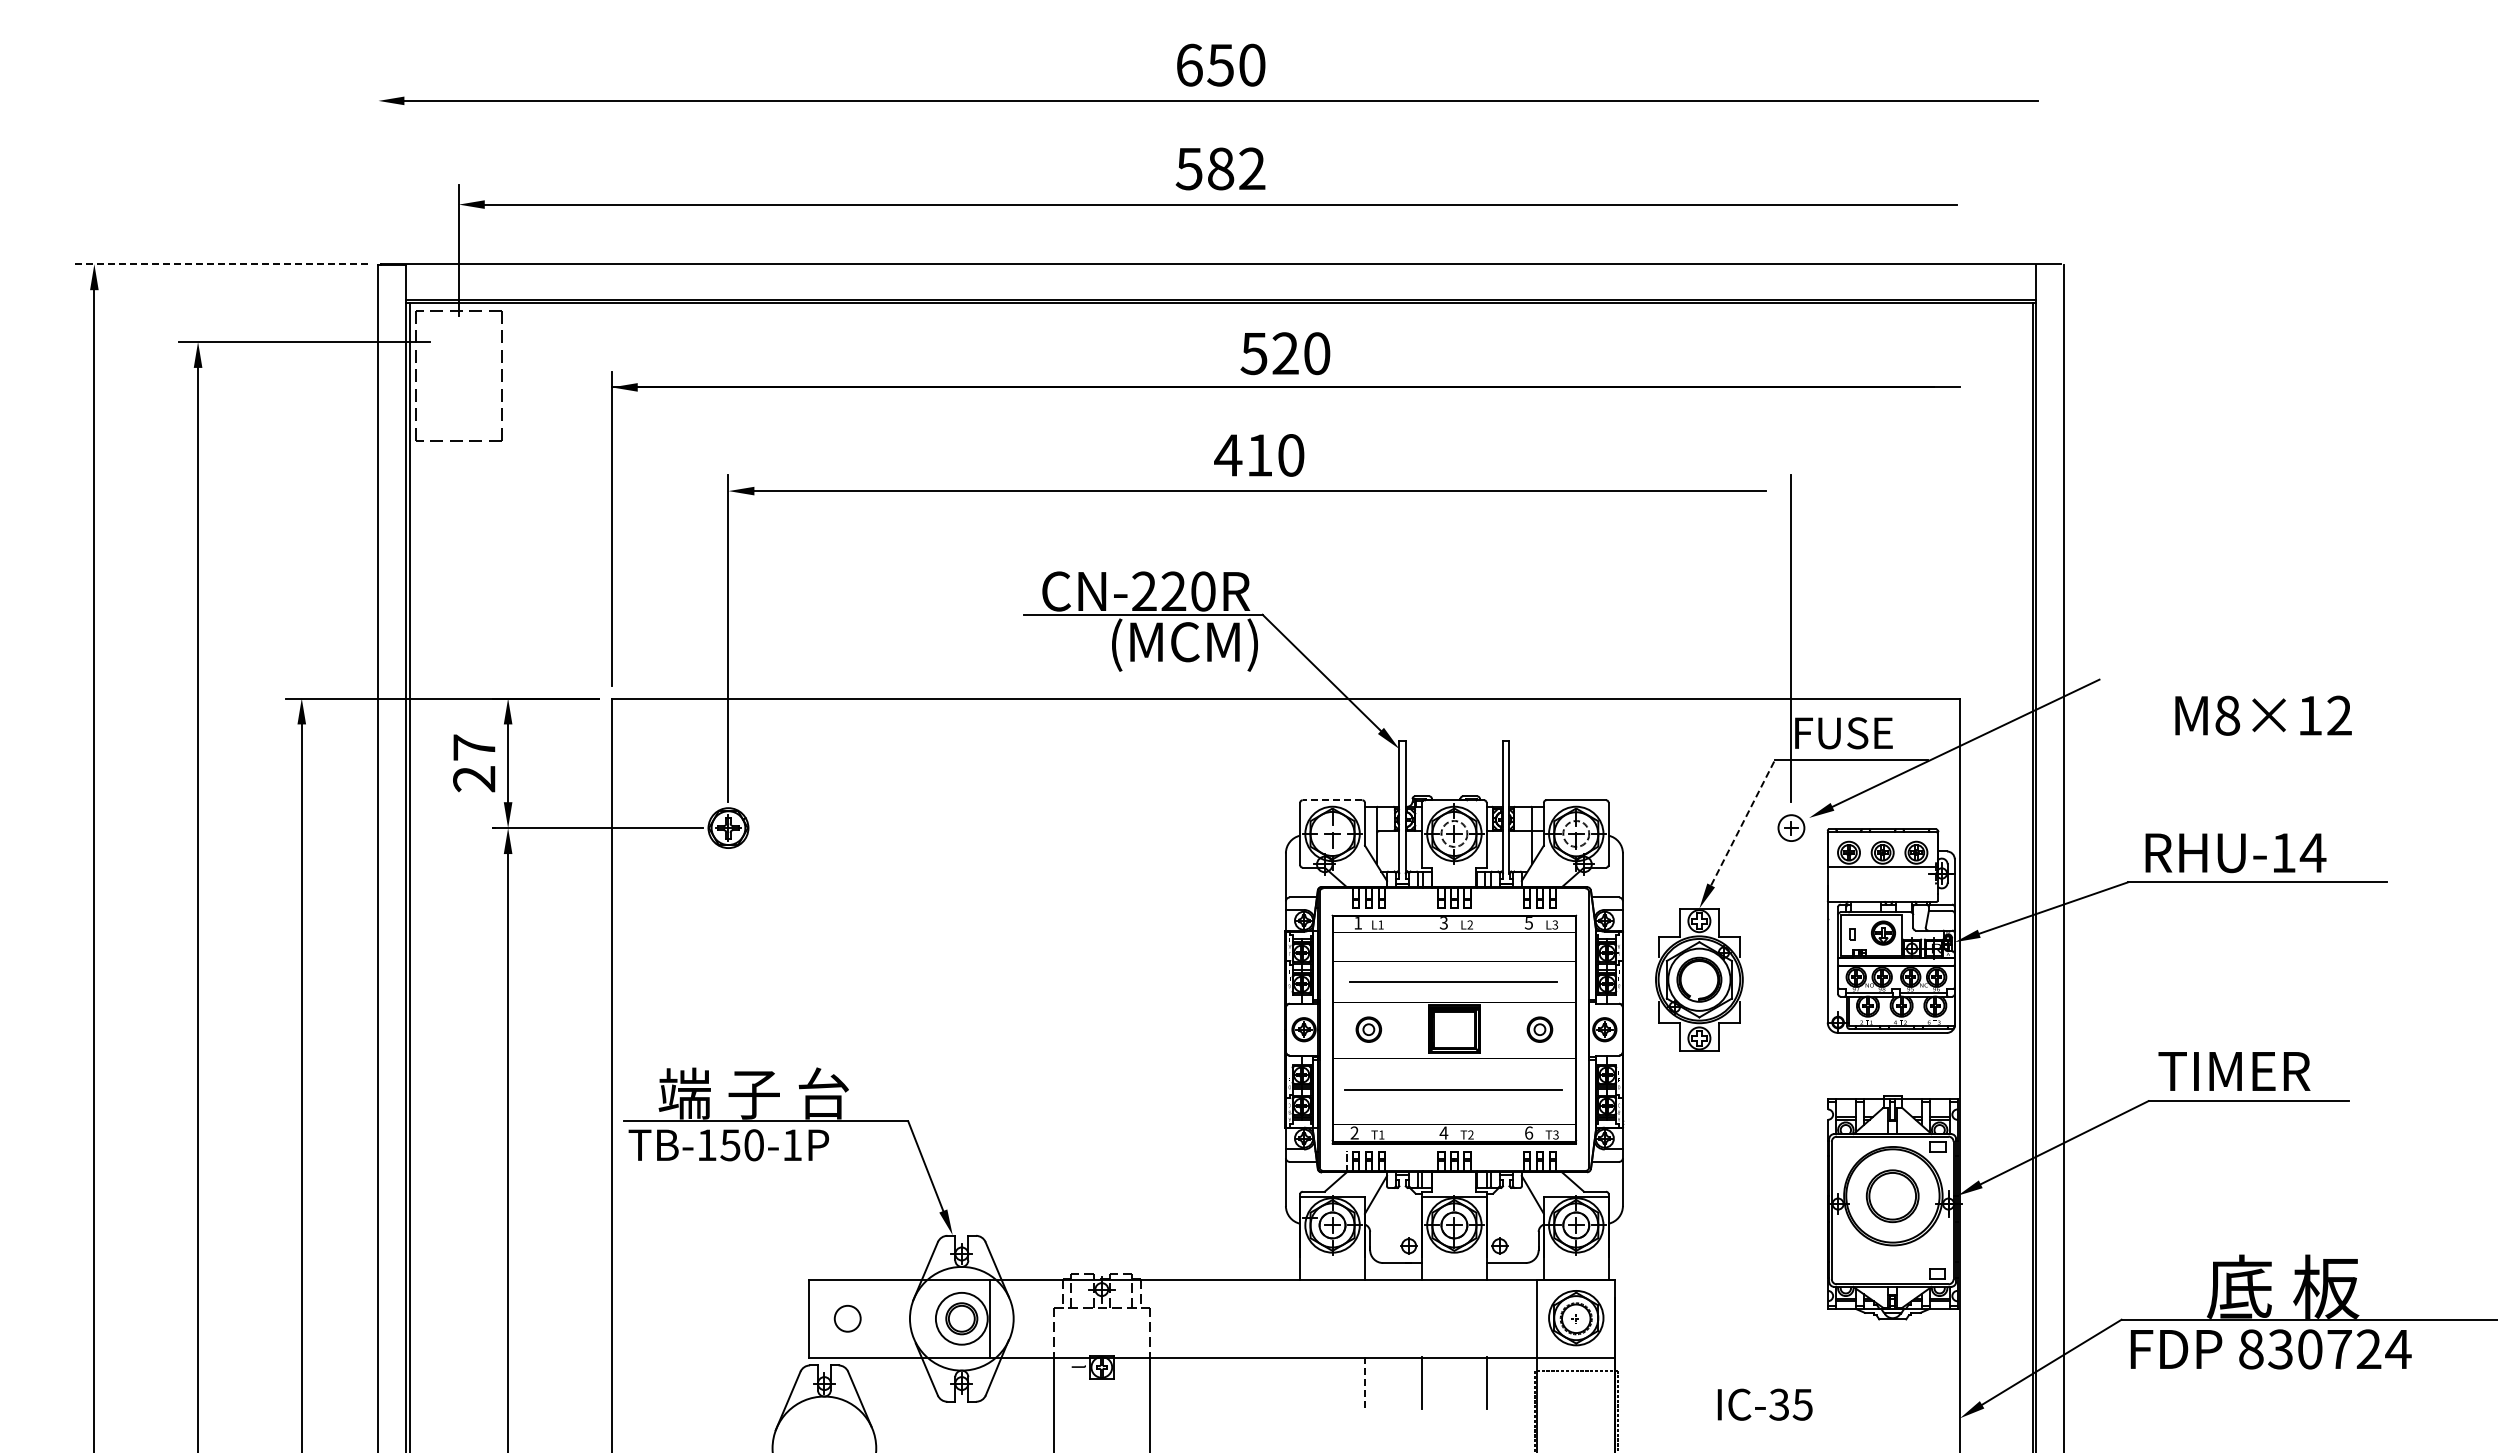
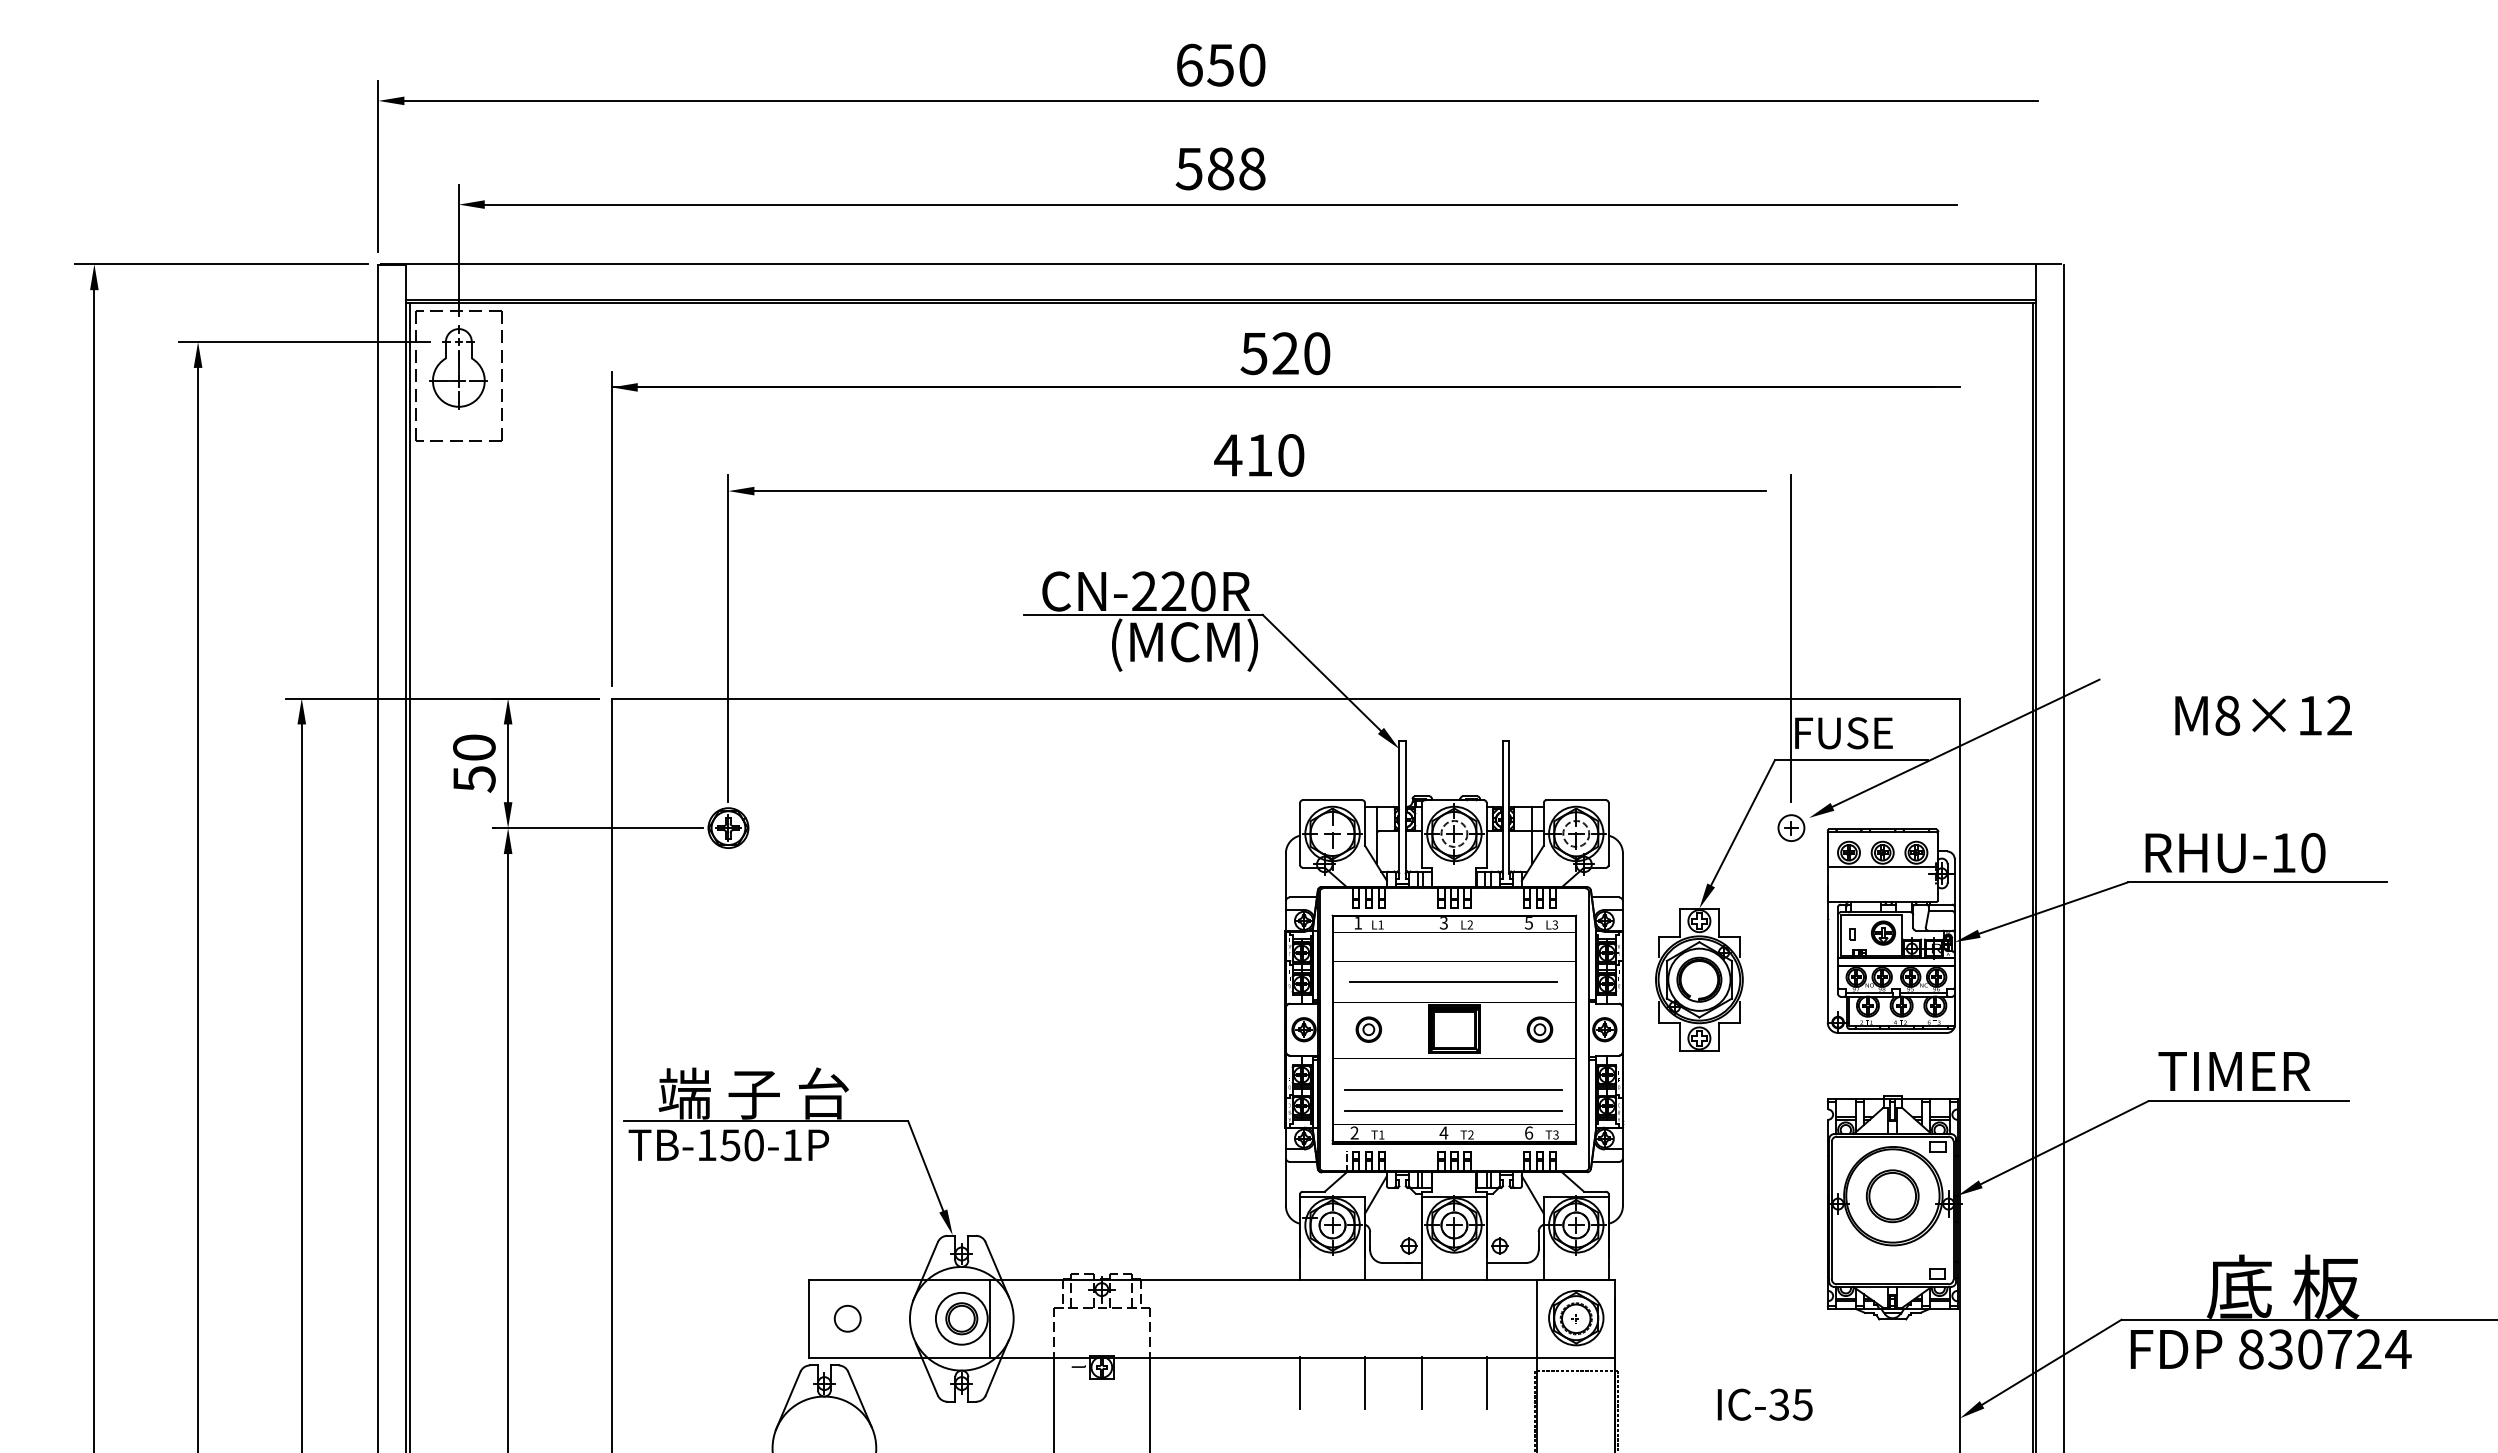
line: none -> present (378, 166)
text: 582 -> 588 (1252, 168)
line: dashed -> solid (221, 264)
part: none -> present (458, 367)
text: 27 -> 50 (474, 763)
line: dashed -> solid (1332, 800)
line: dashed -> solid (1743, 822)
text: RHU-14 -> RHU-10 (2312, 853)
line: none -> present (1453, 1110)
line: none -> present (1300, 1382)
line: dashed -> solid (1364, 1382)
